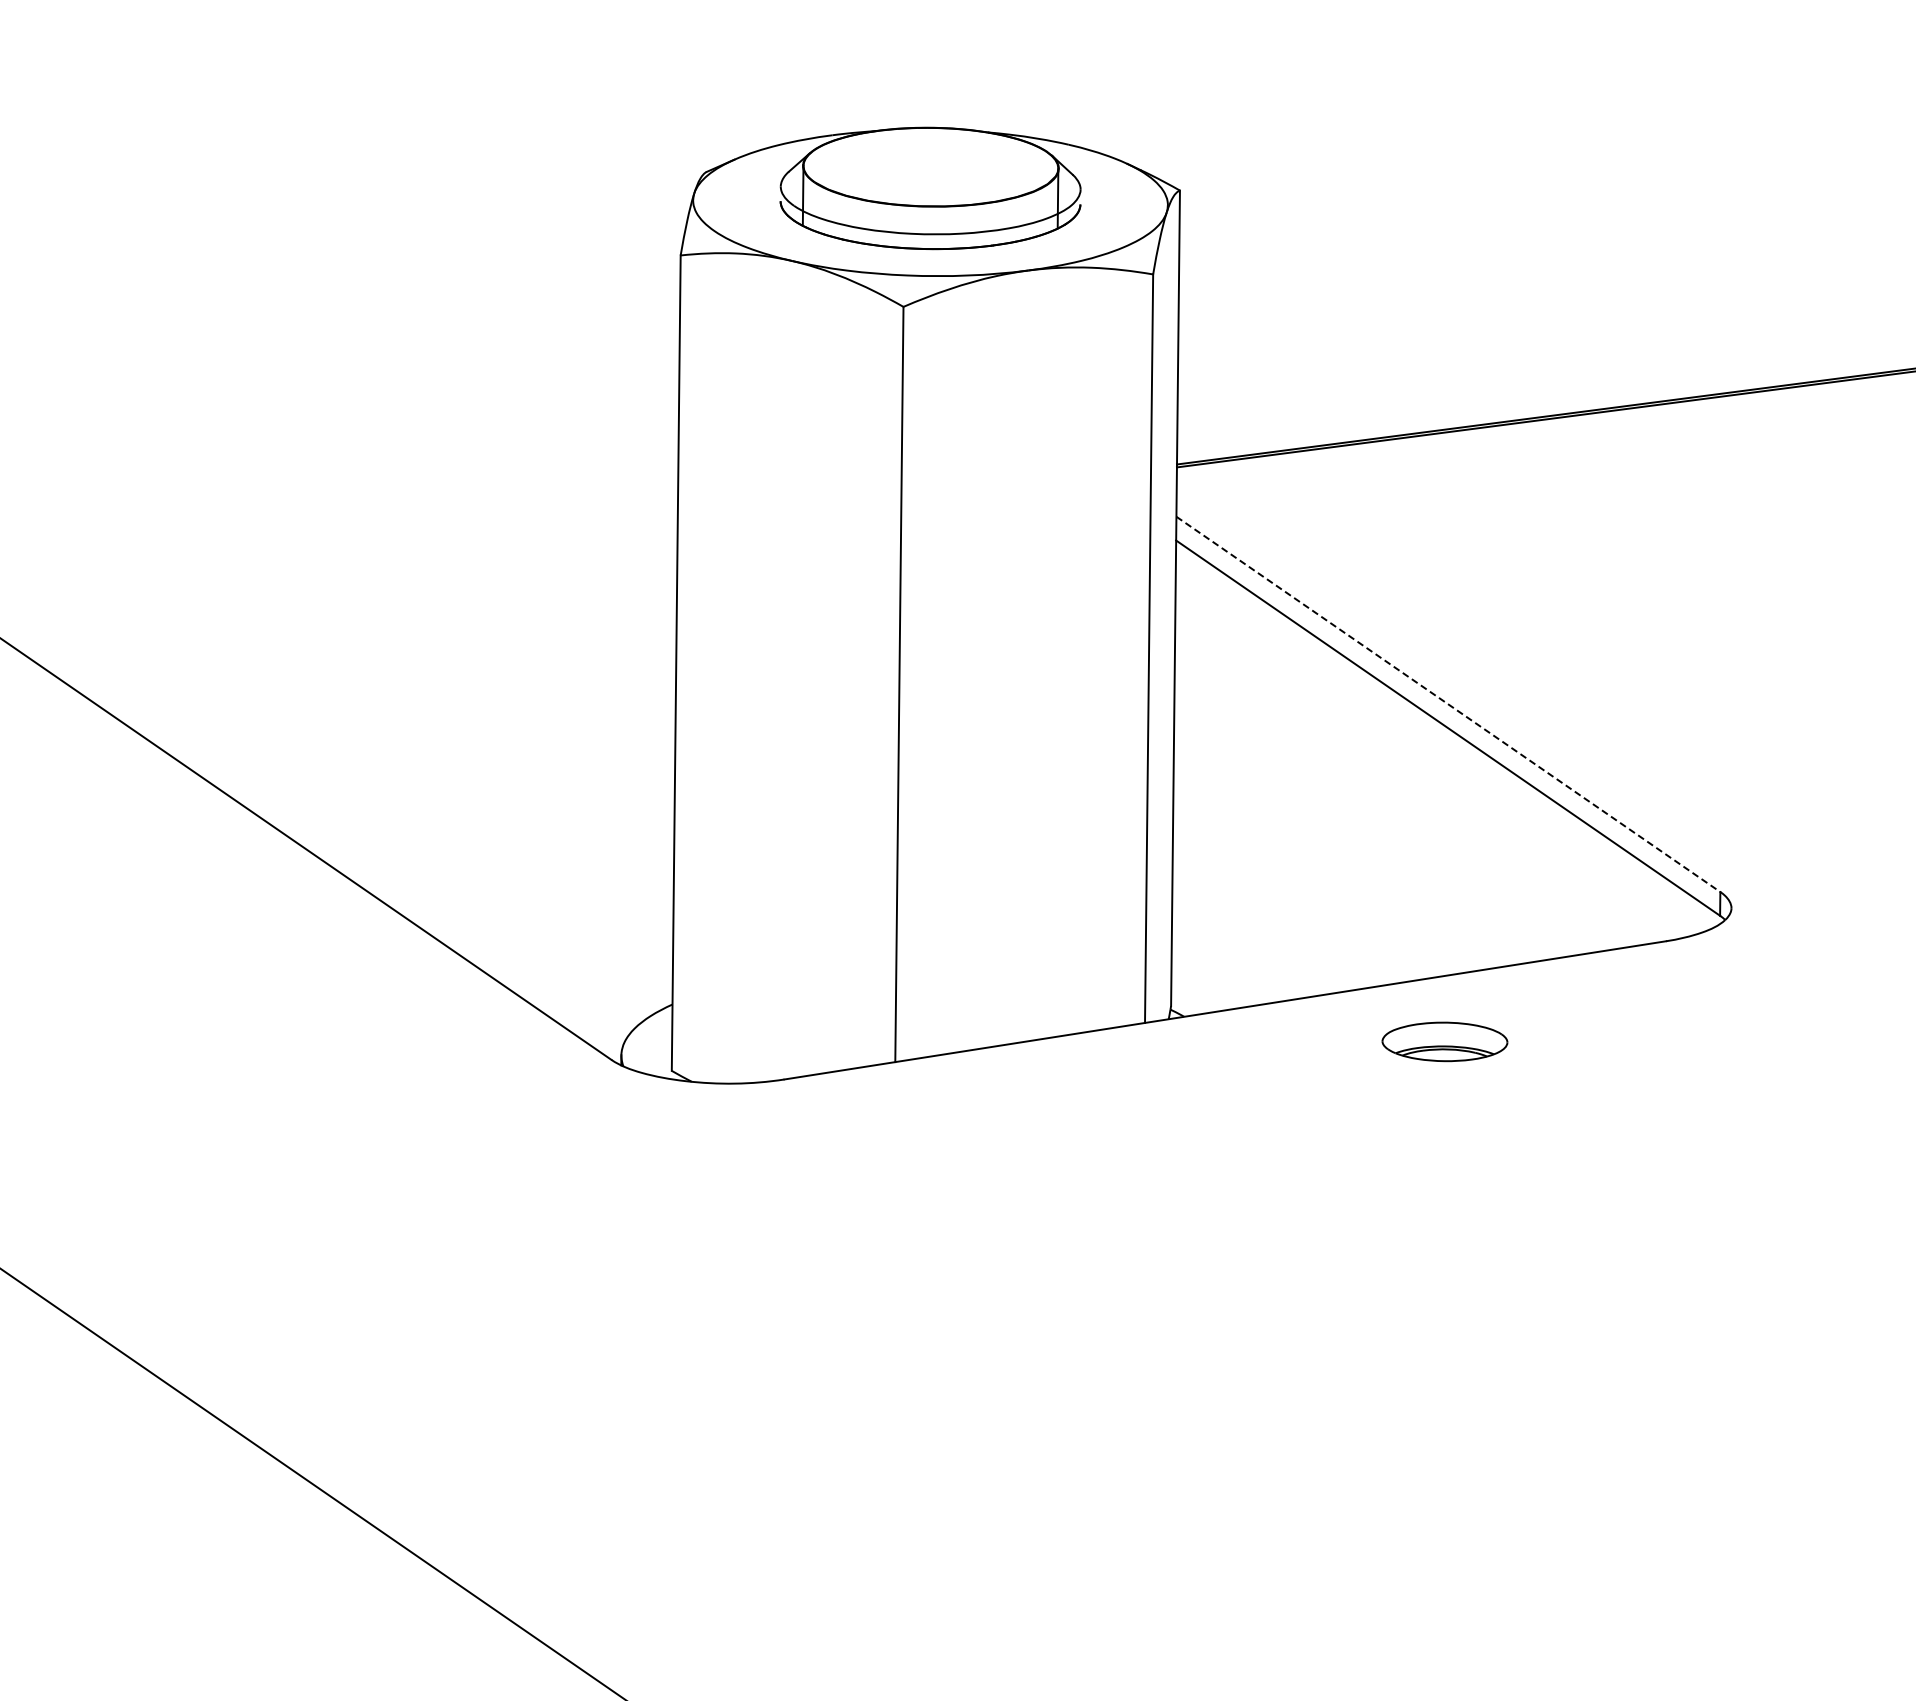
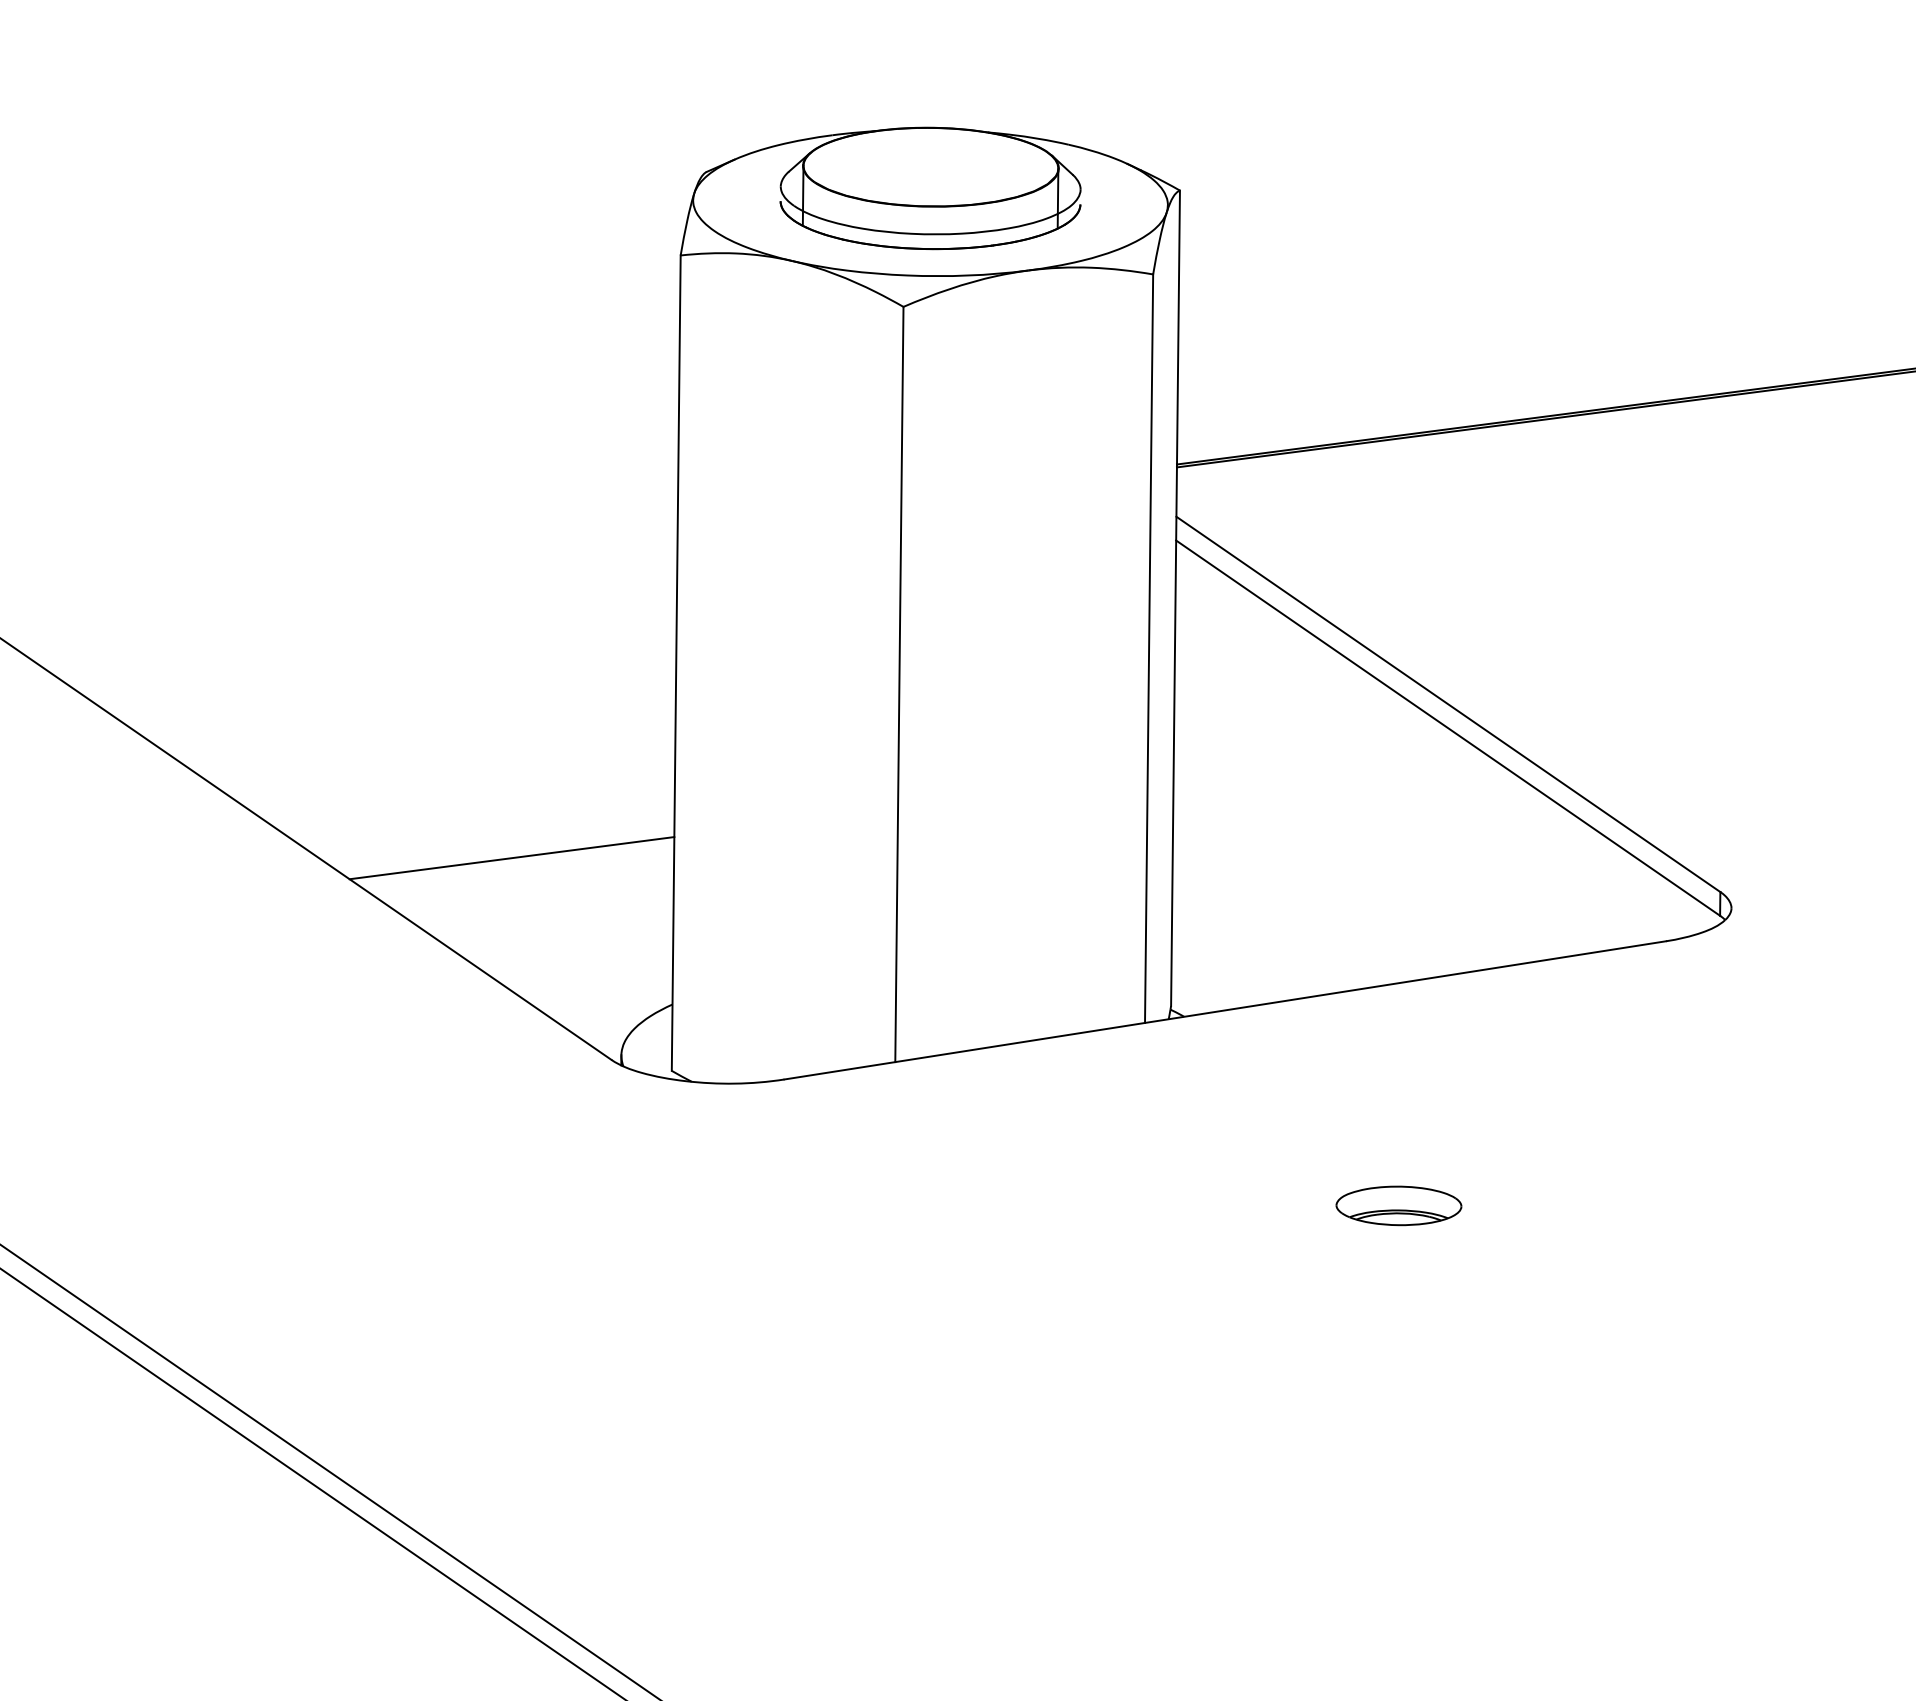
line: dashed -> solid (1448, 704)
line: none -> present (511, 858)
part position: (1444, 1041) -> (1398, 1205) (1398, 1205)
line: none -> present (329, 1471)
